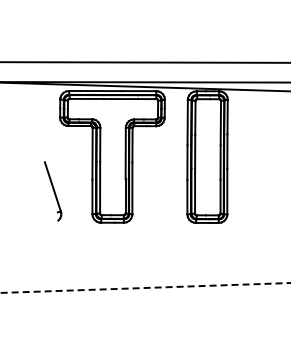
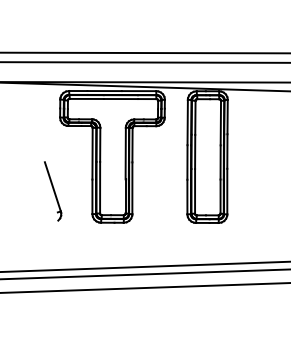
line: none -> present (144, 52)
line: none -> present (144, 266)
line: none -> present (144, 274)
line: dashed -> solid (145, 287)
